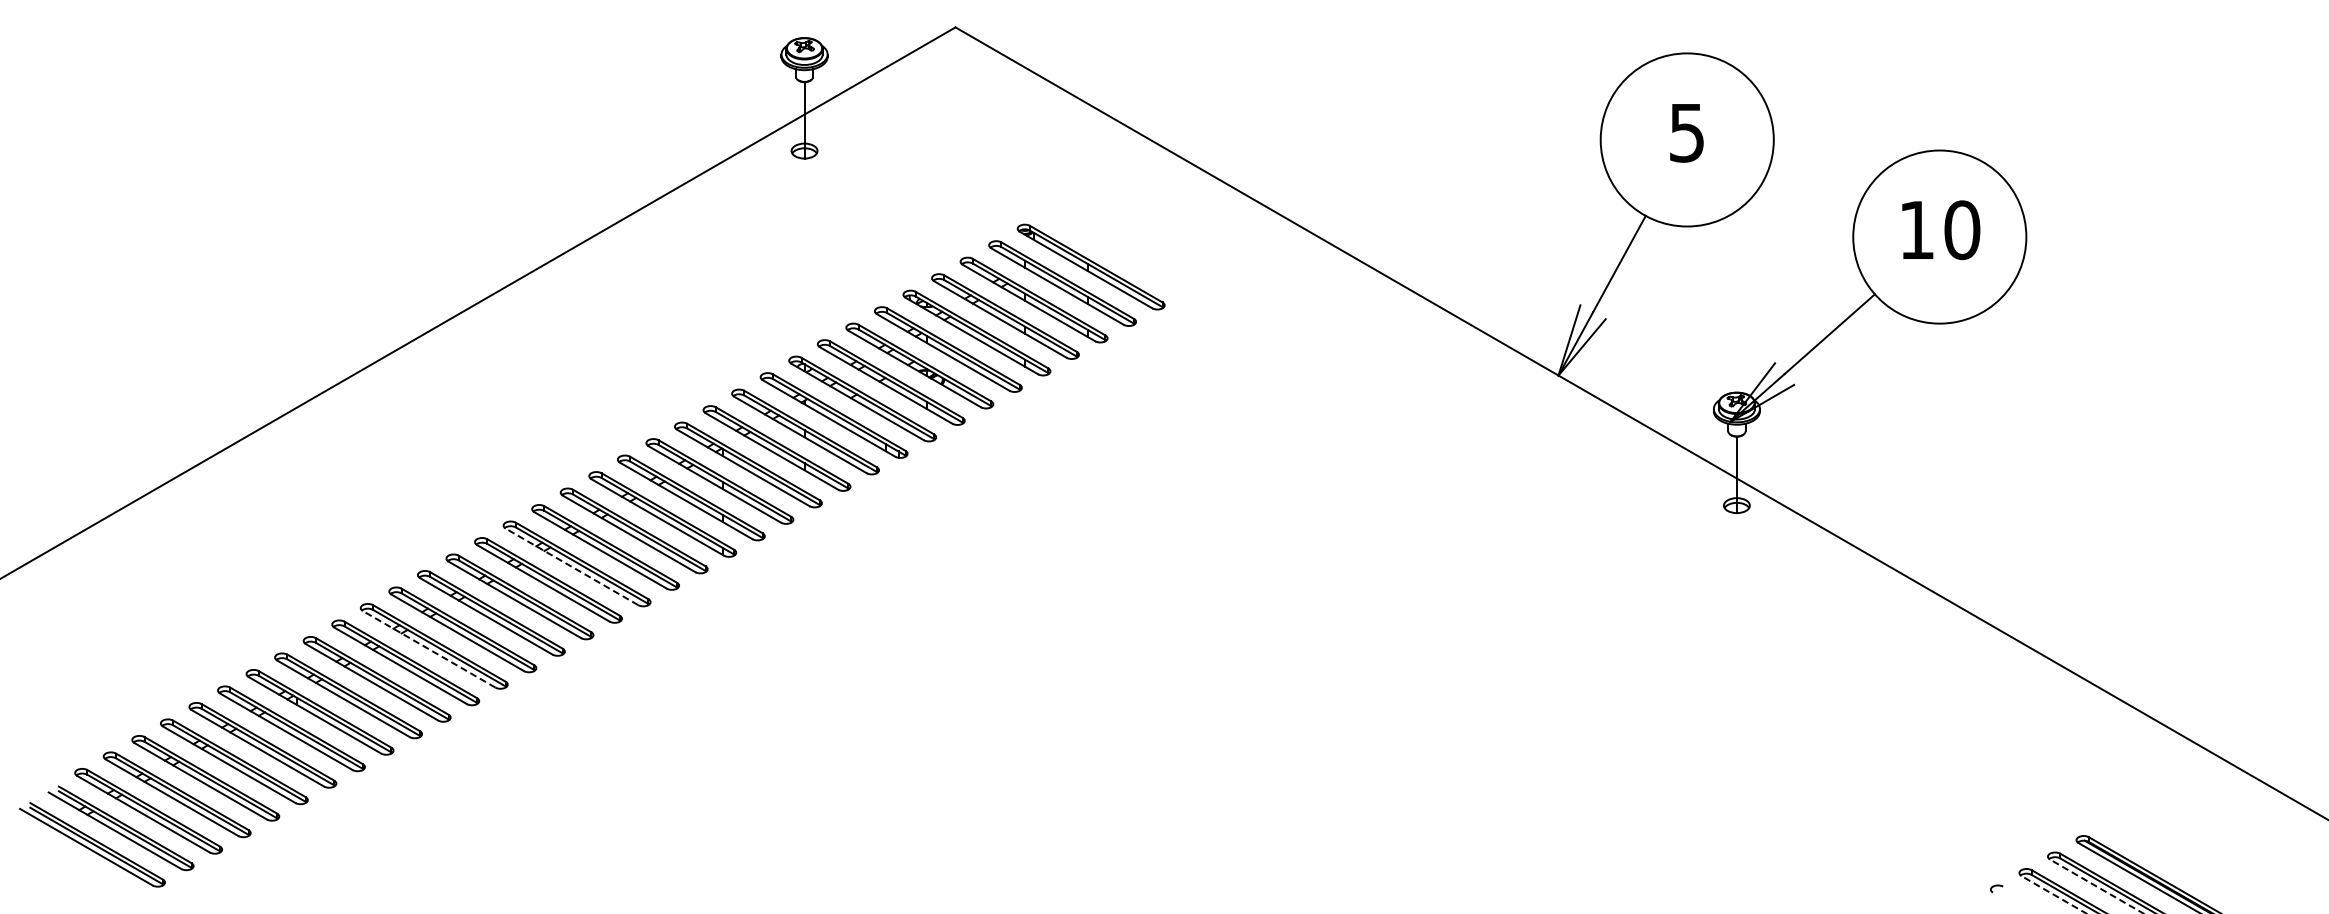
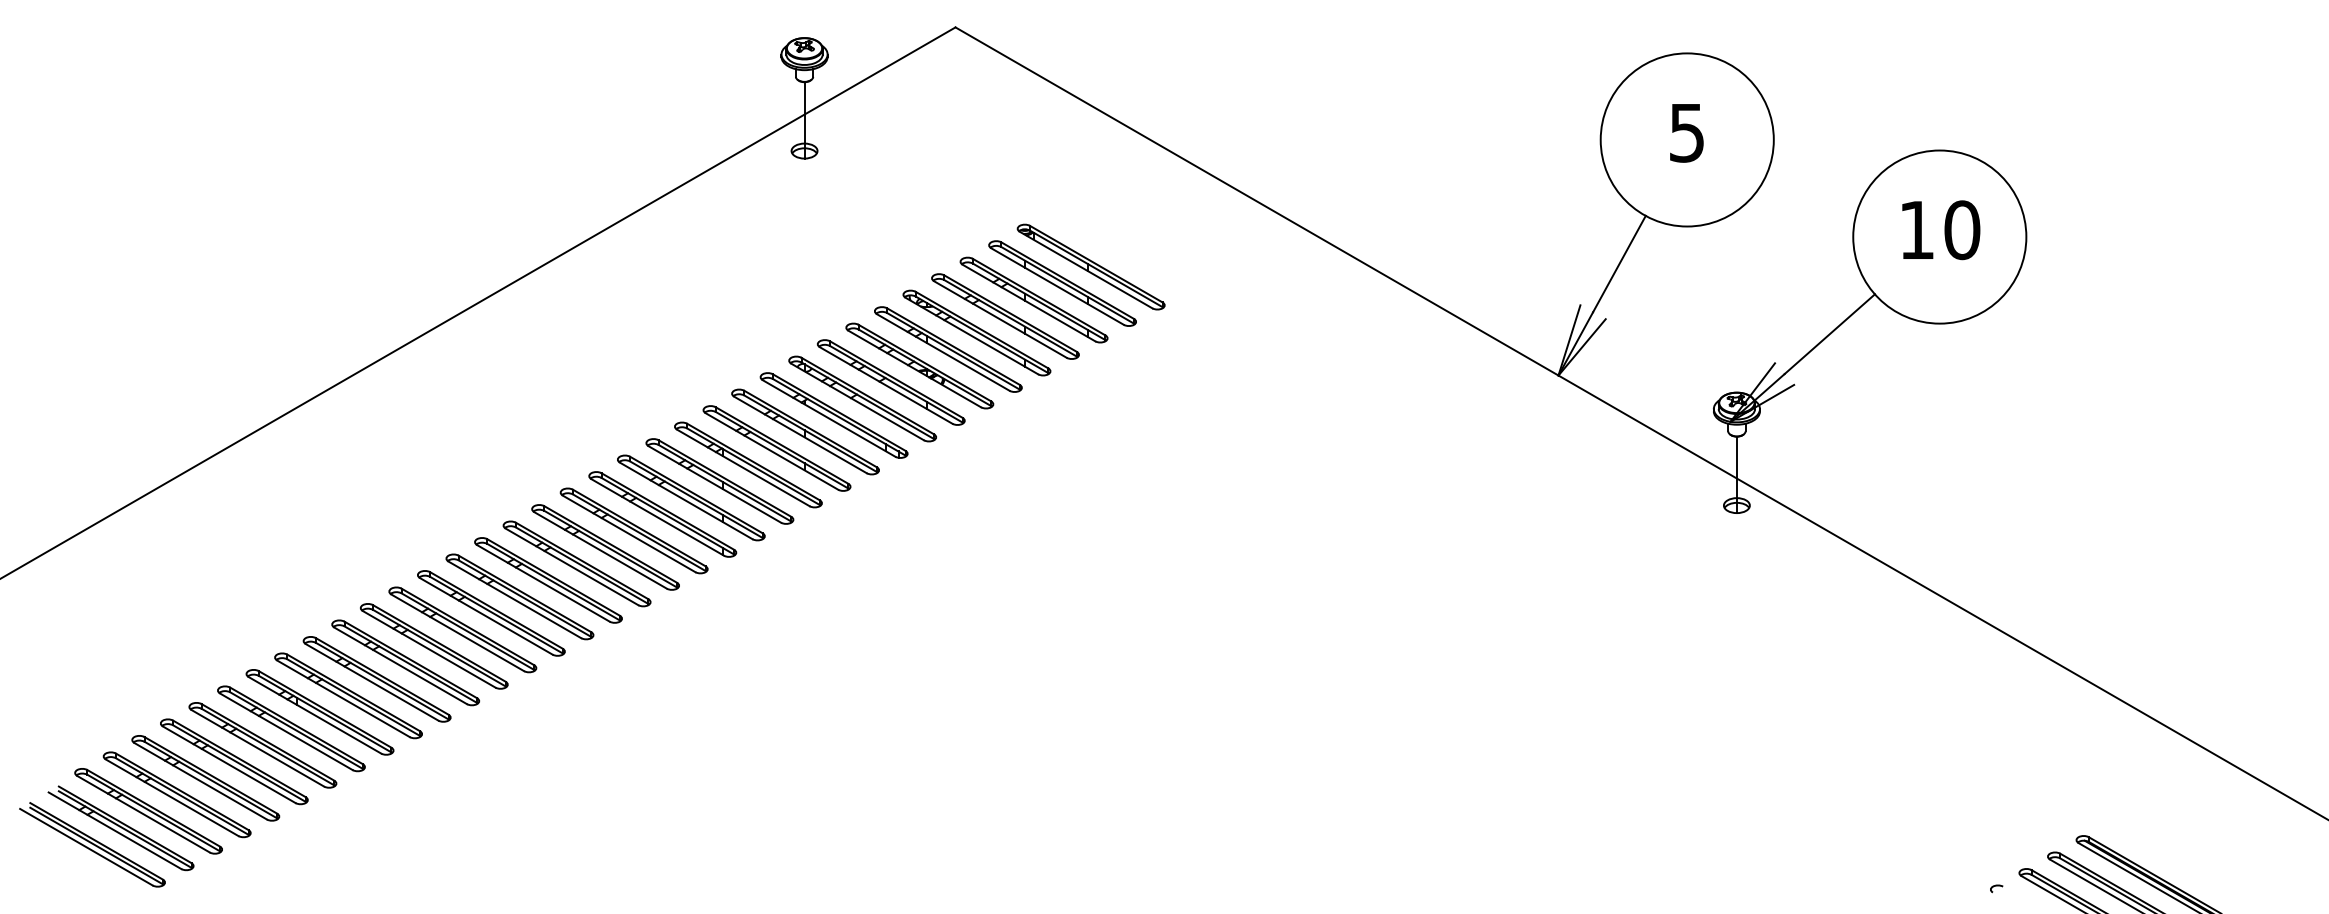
line: dashed -> solid (571, 566)
line: dashed -> solid (429, 649)
line: dashed -> solid (2096, 886)
line: dashed -> solid (2054, 894)
